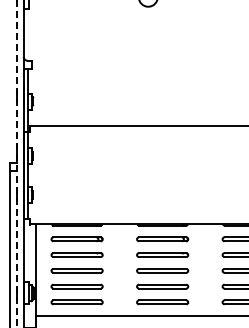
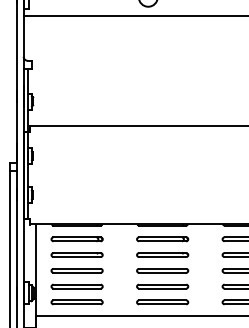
line: none -> present (134, 16)
line: dashed -> solid (17, 163)
